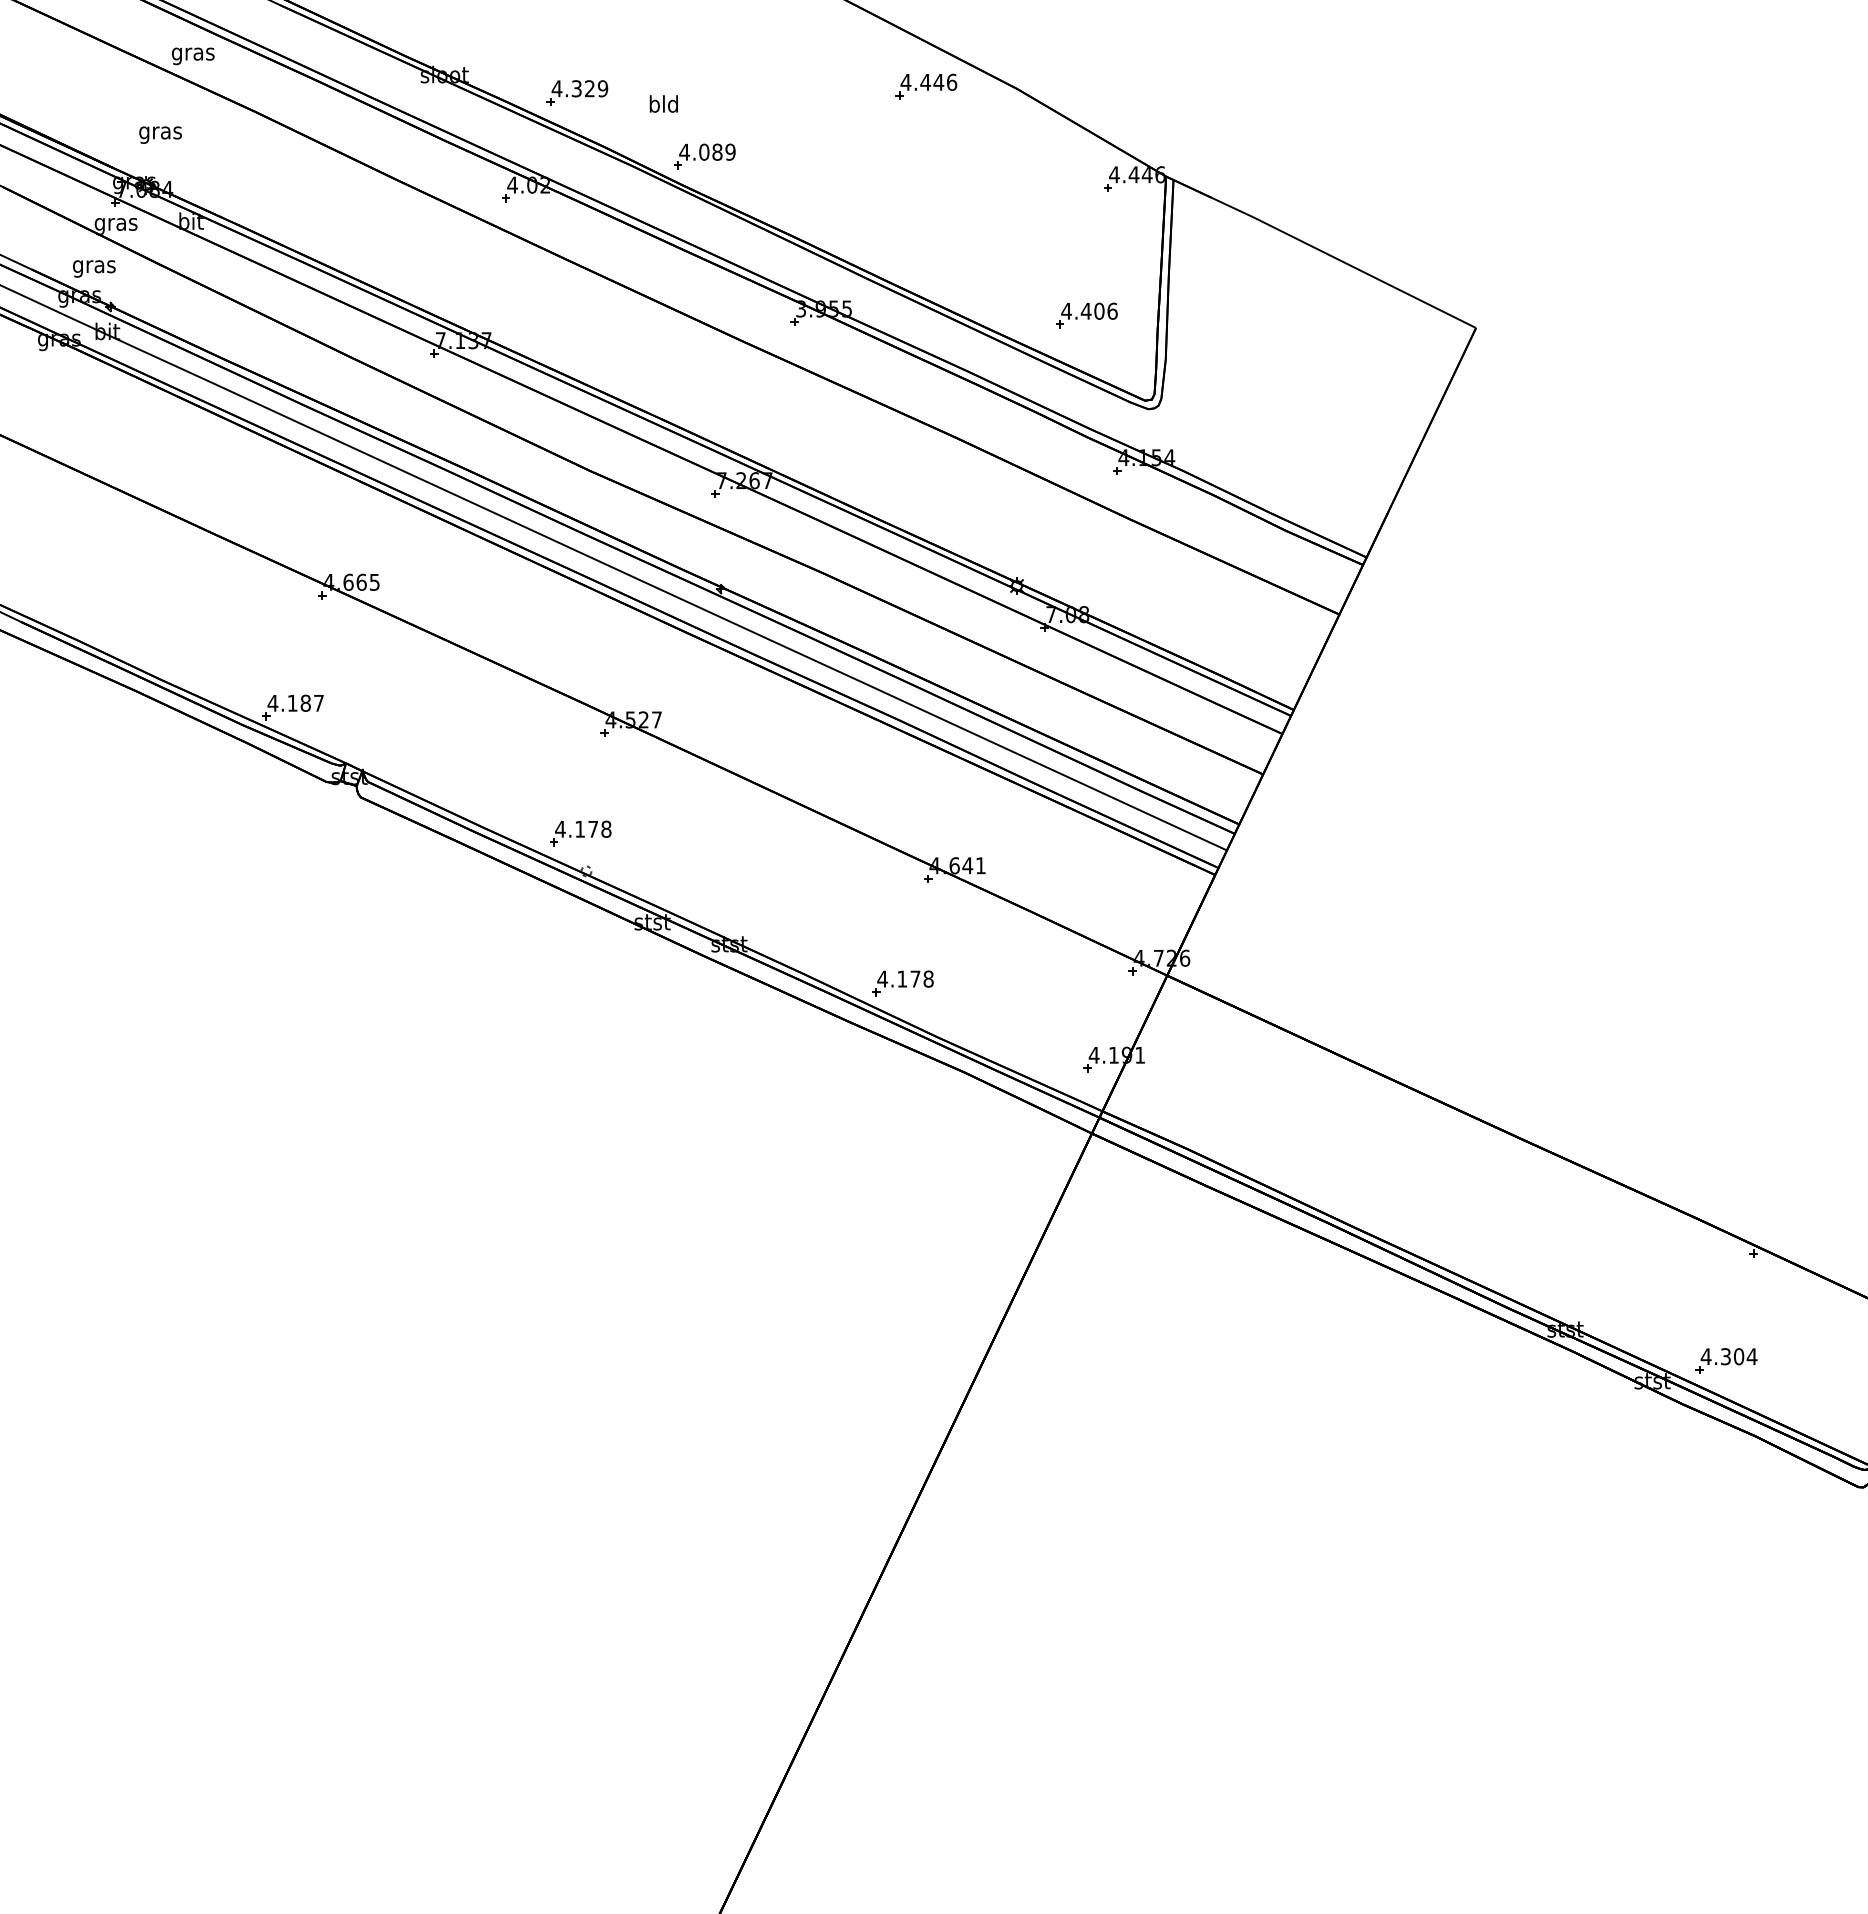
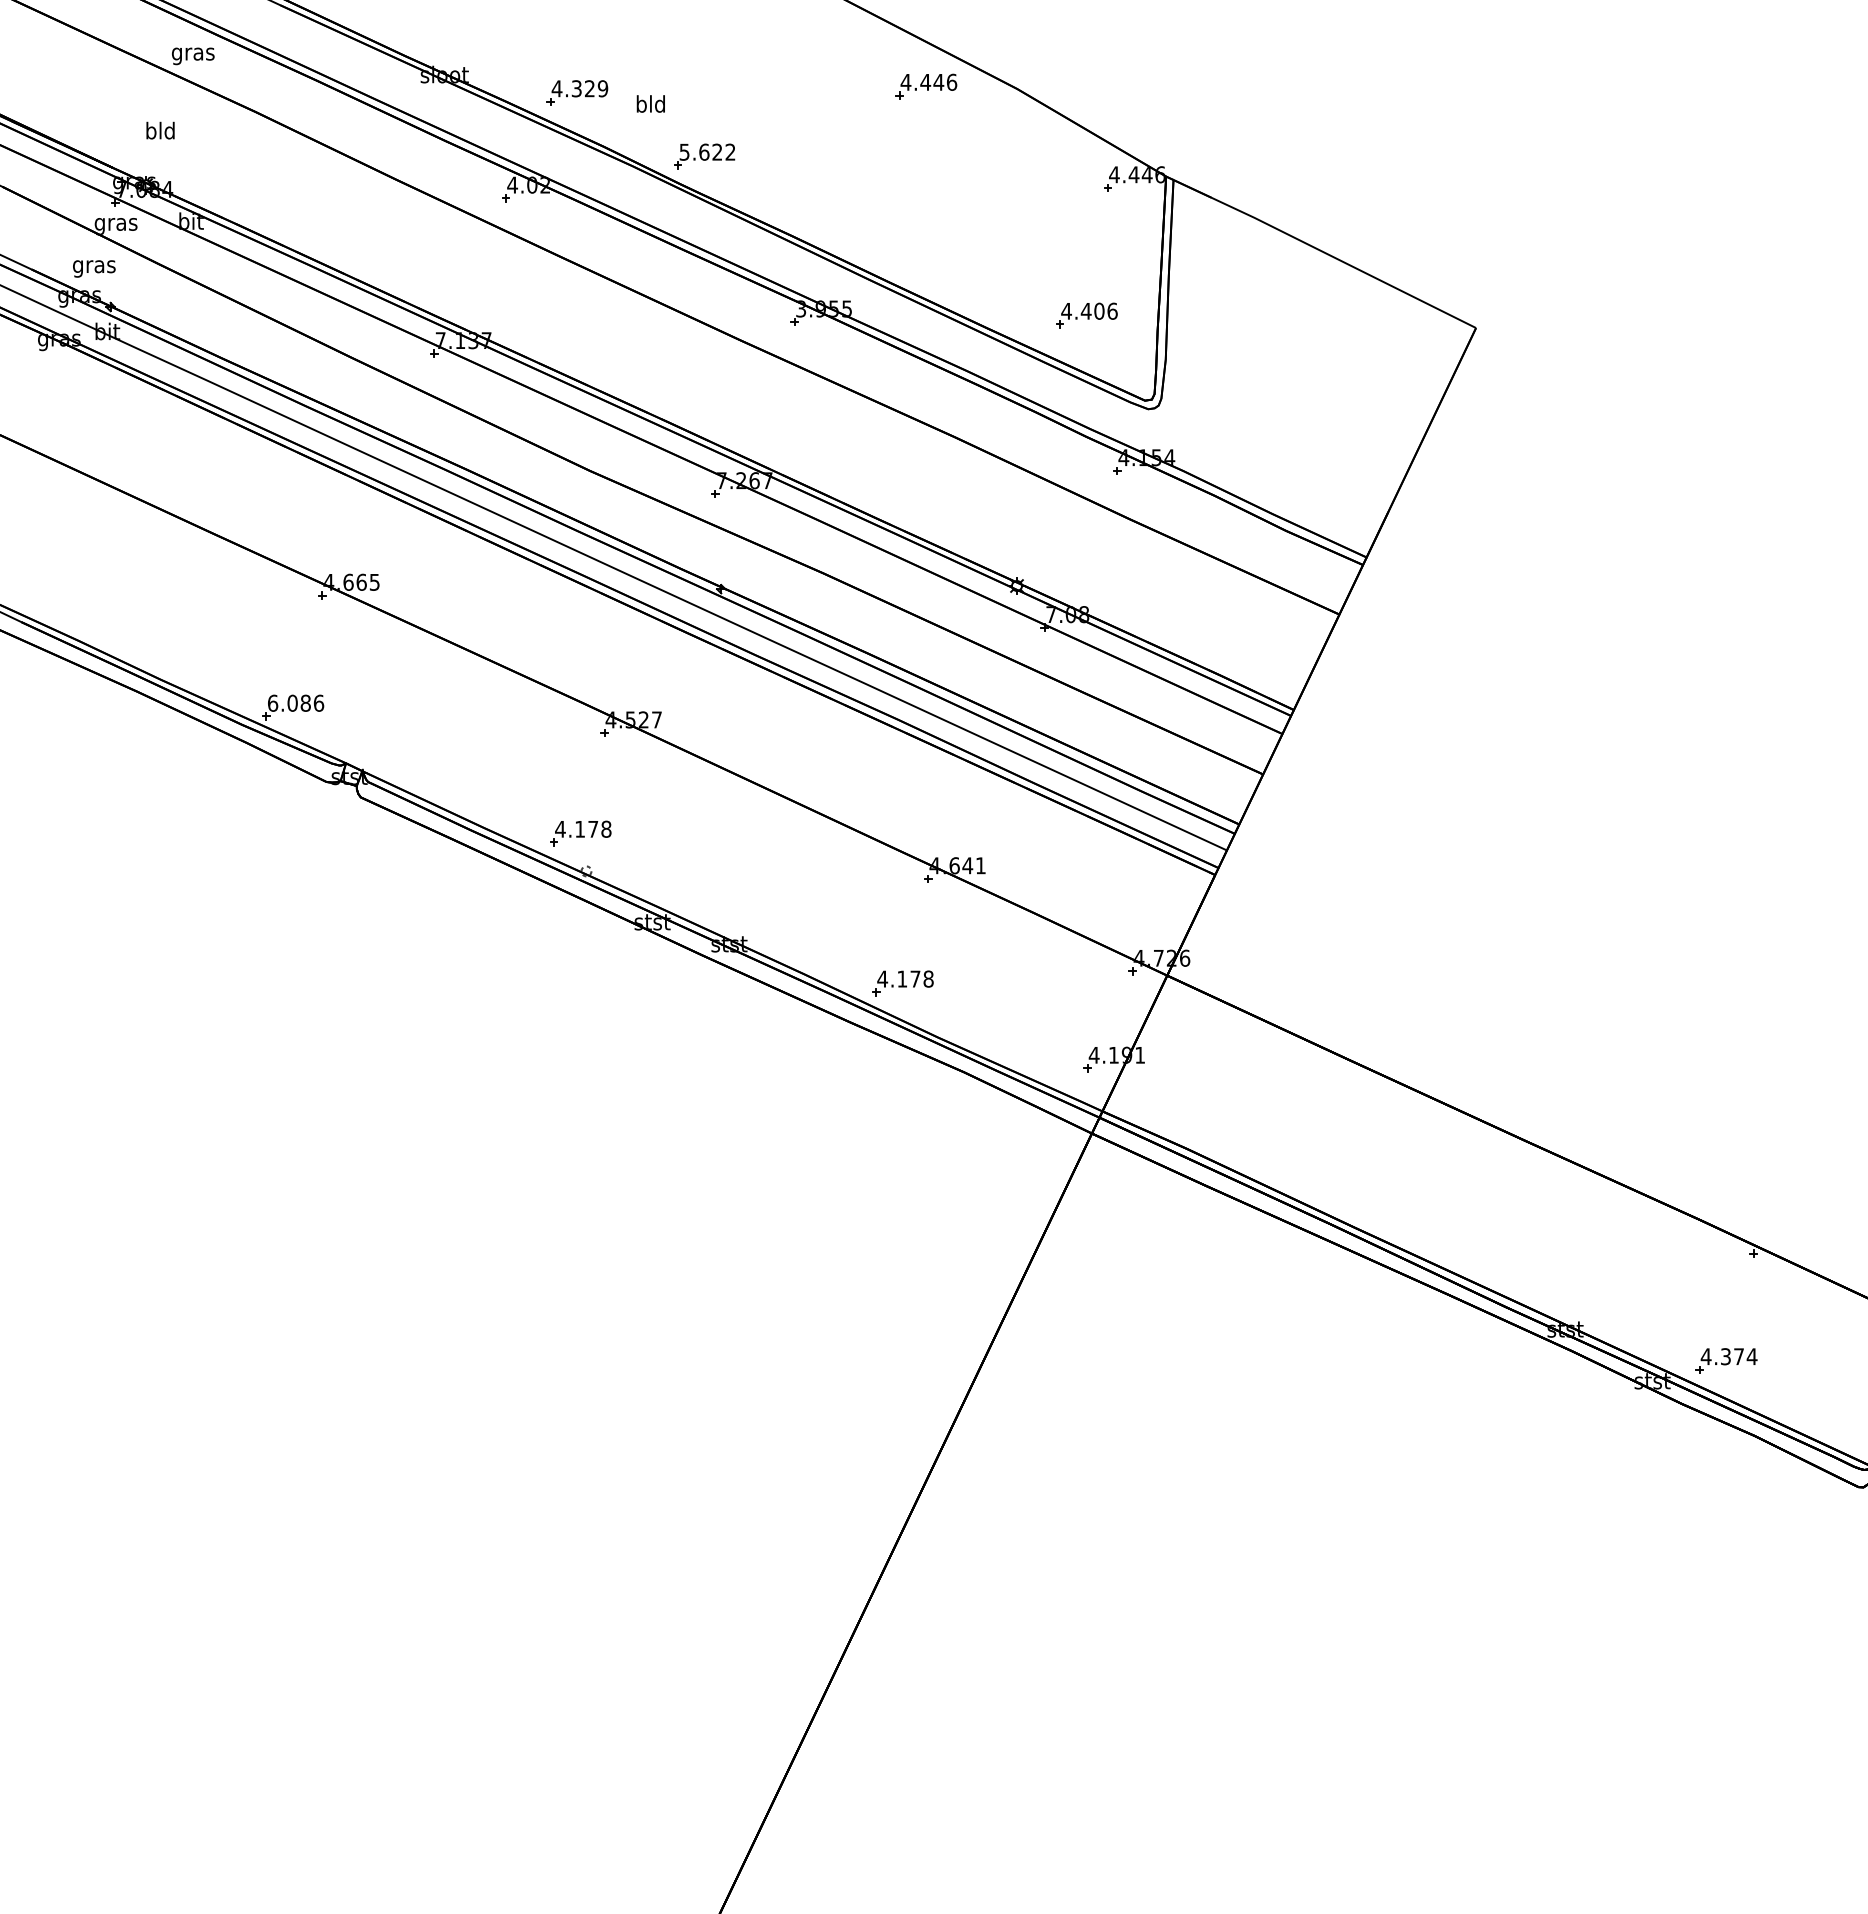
text position: (663, 103) -> (650, 103) (650, 103)
text: gras -> bld (160, 132)
text: 4.089 -> 5.622 (707, 151)
text: 4.187 -> 6.086 (295, 702)
text: 4.304 -> 4.374 (1739, 1356)
